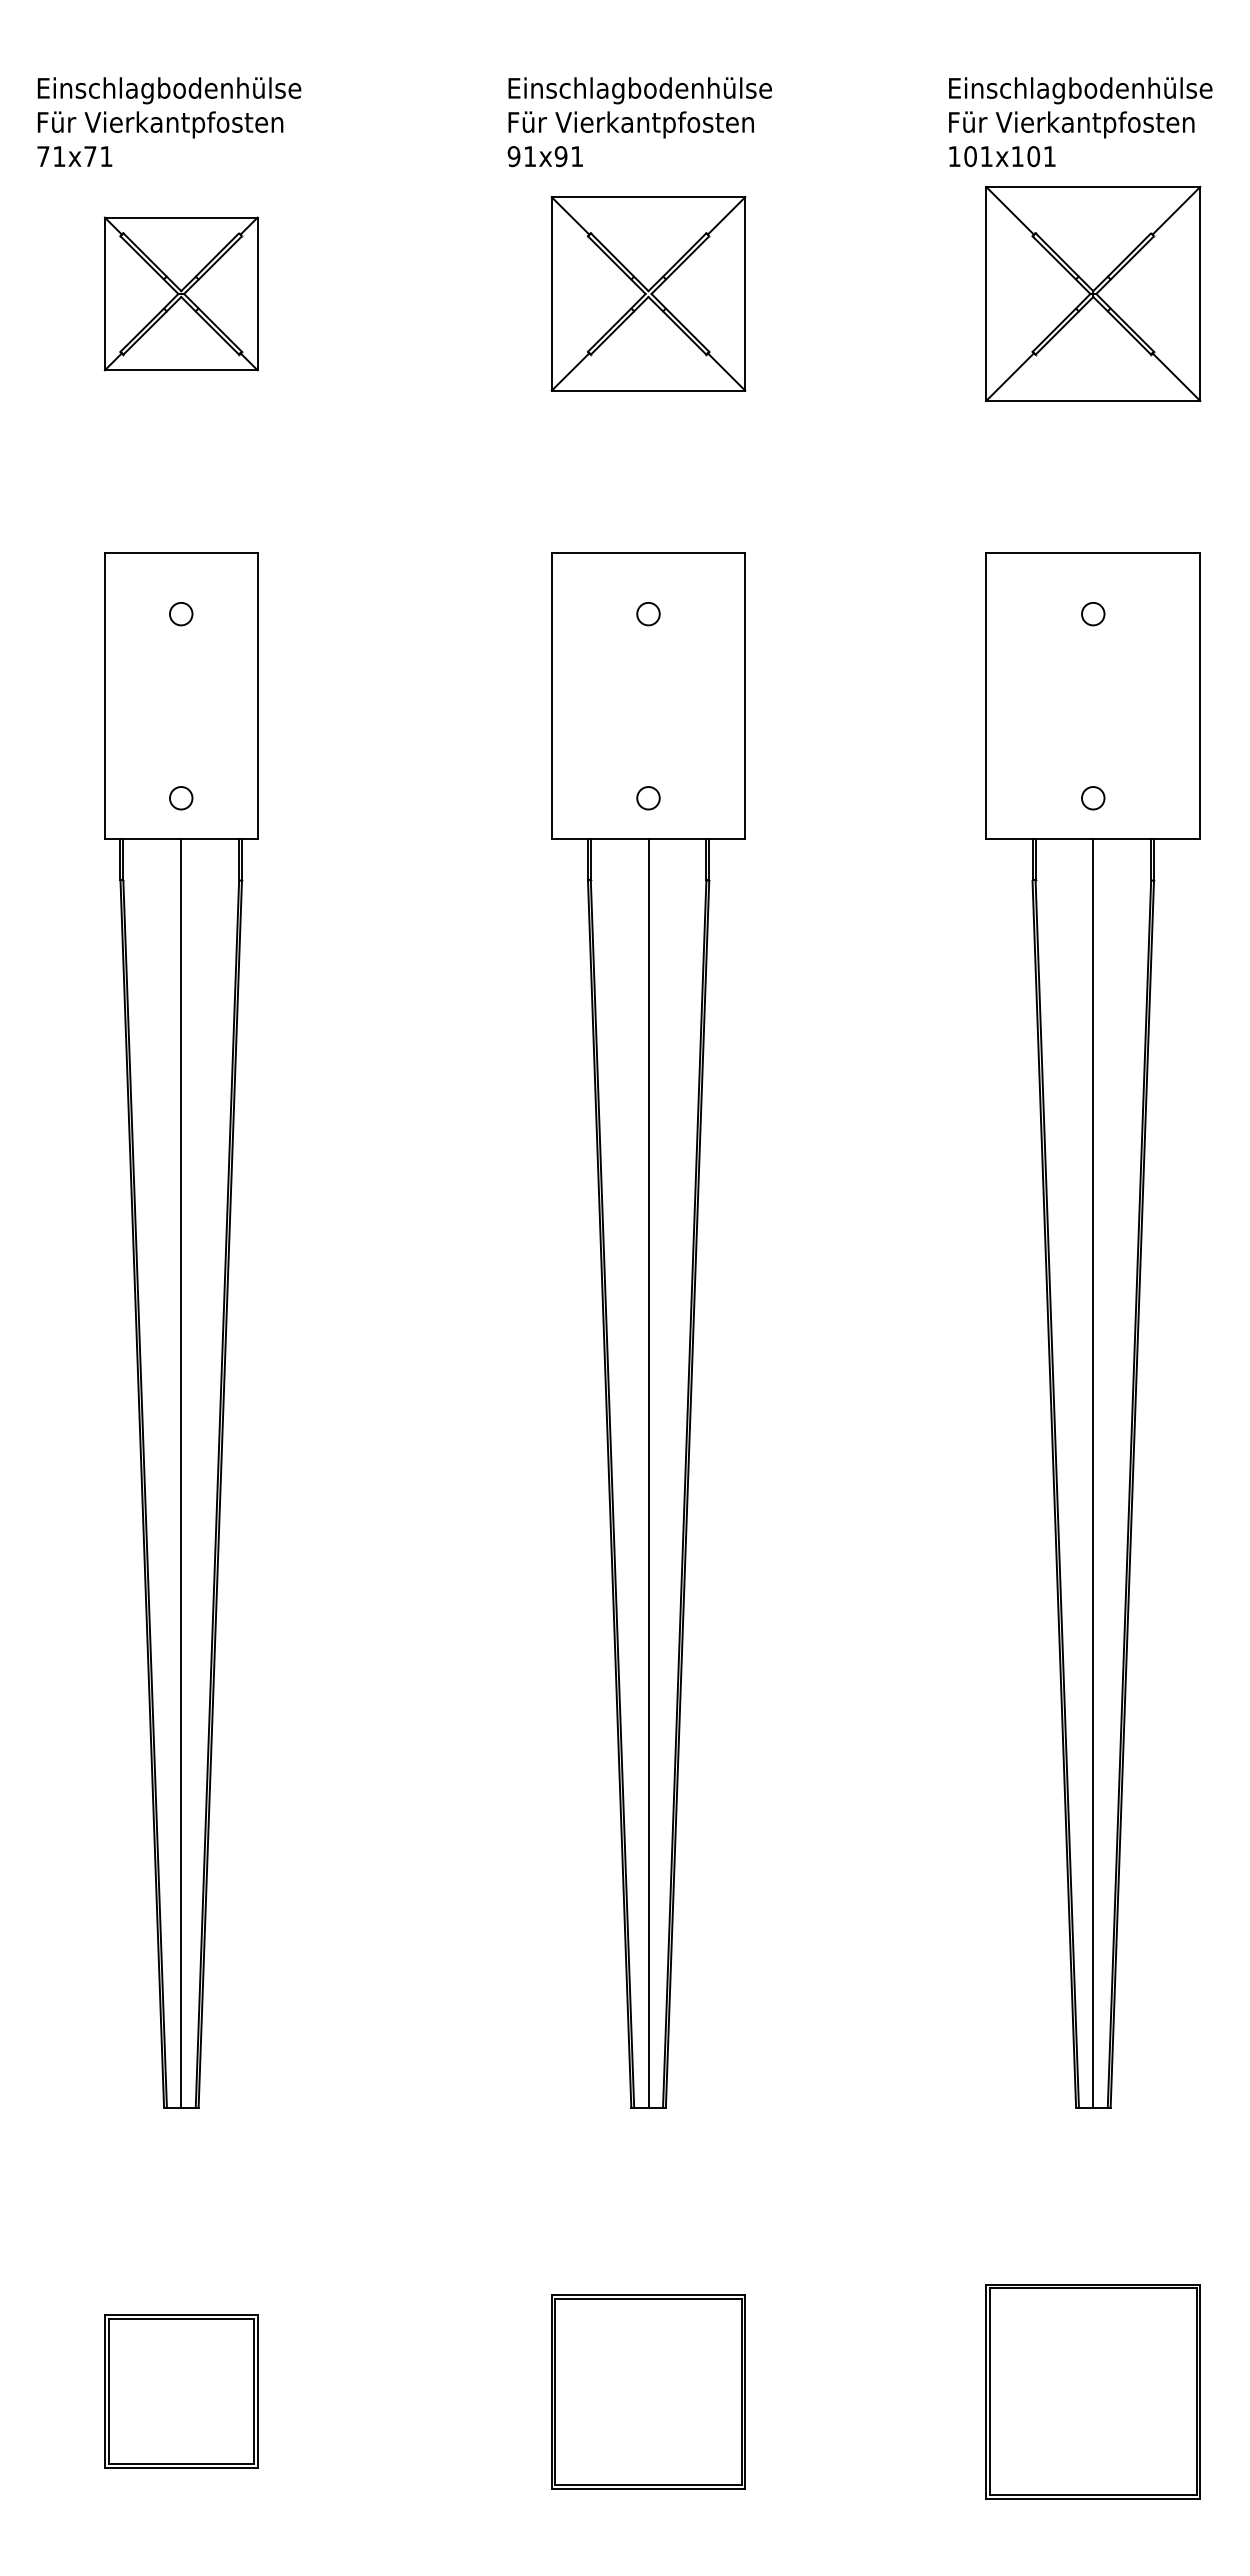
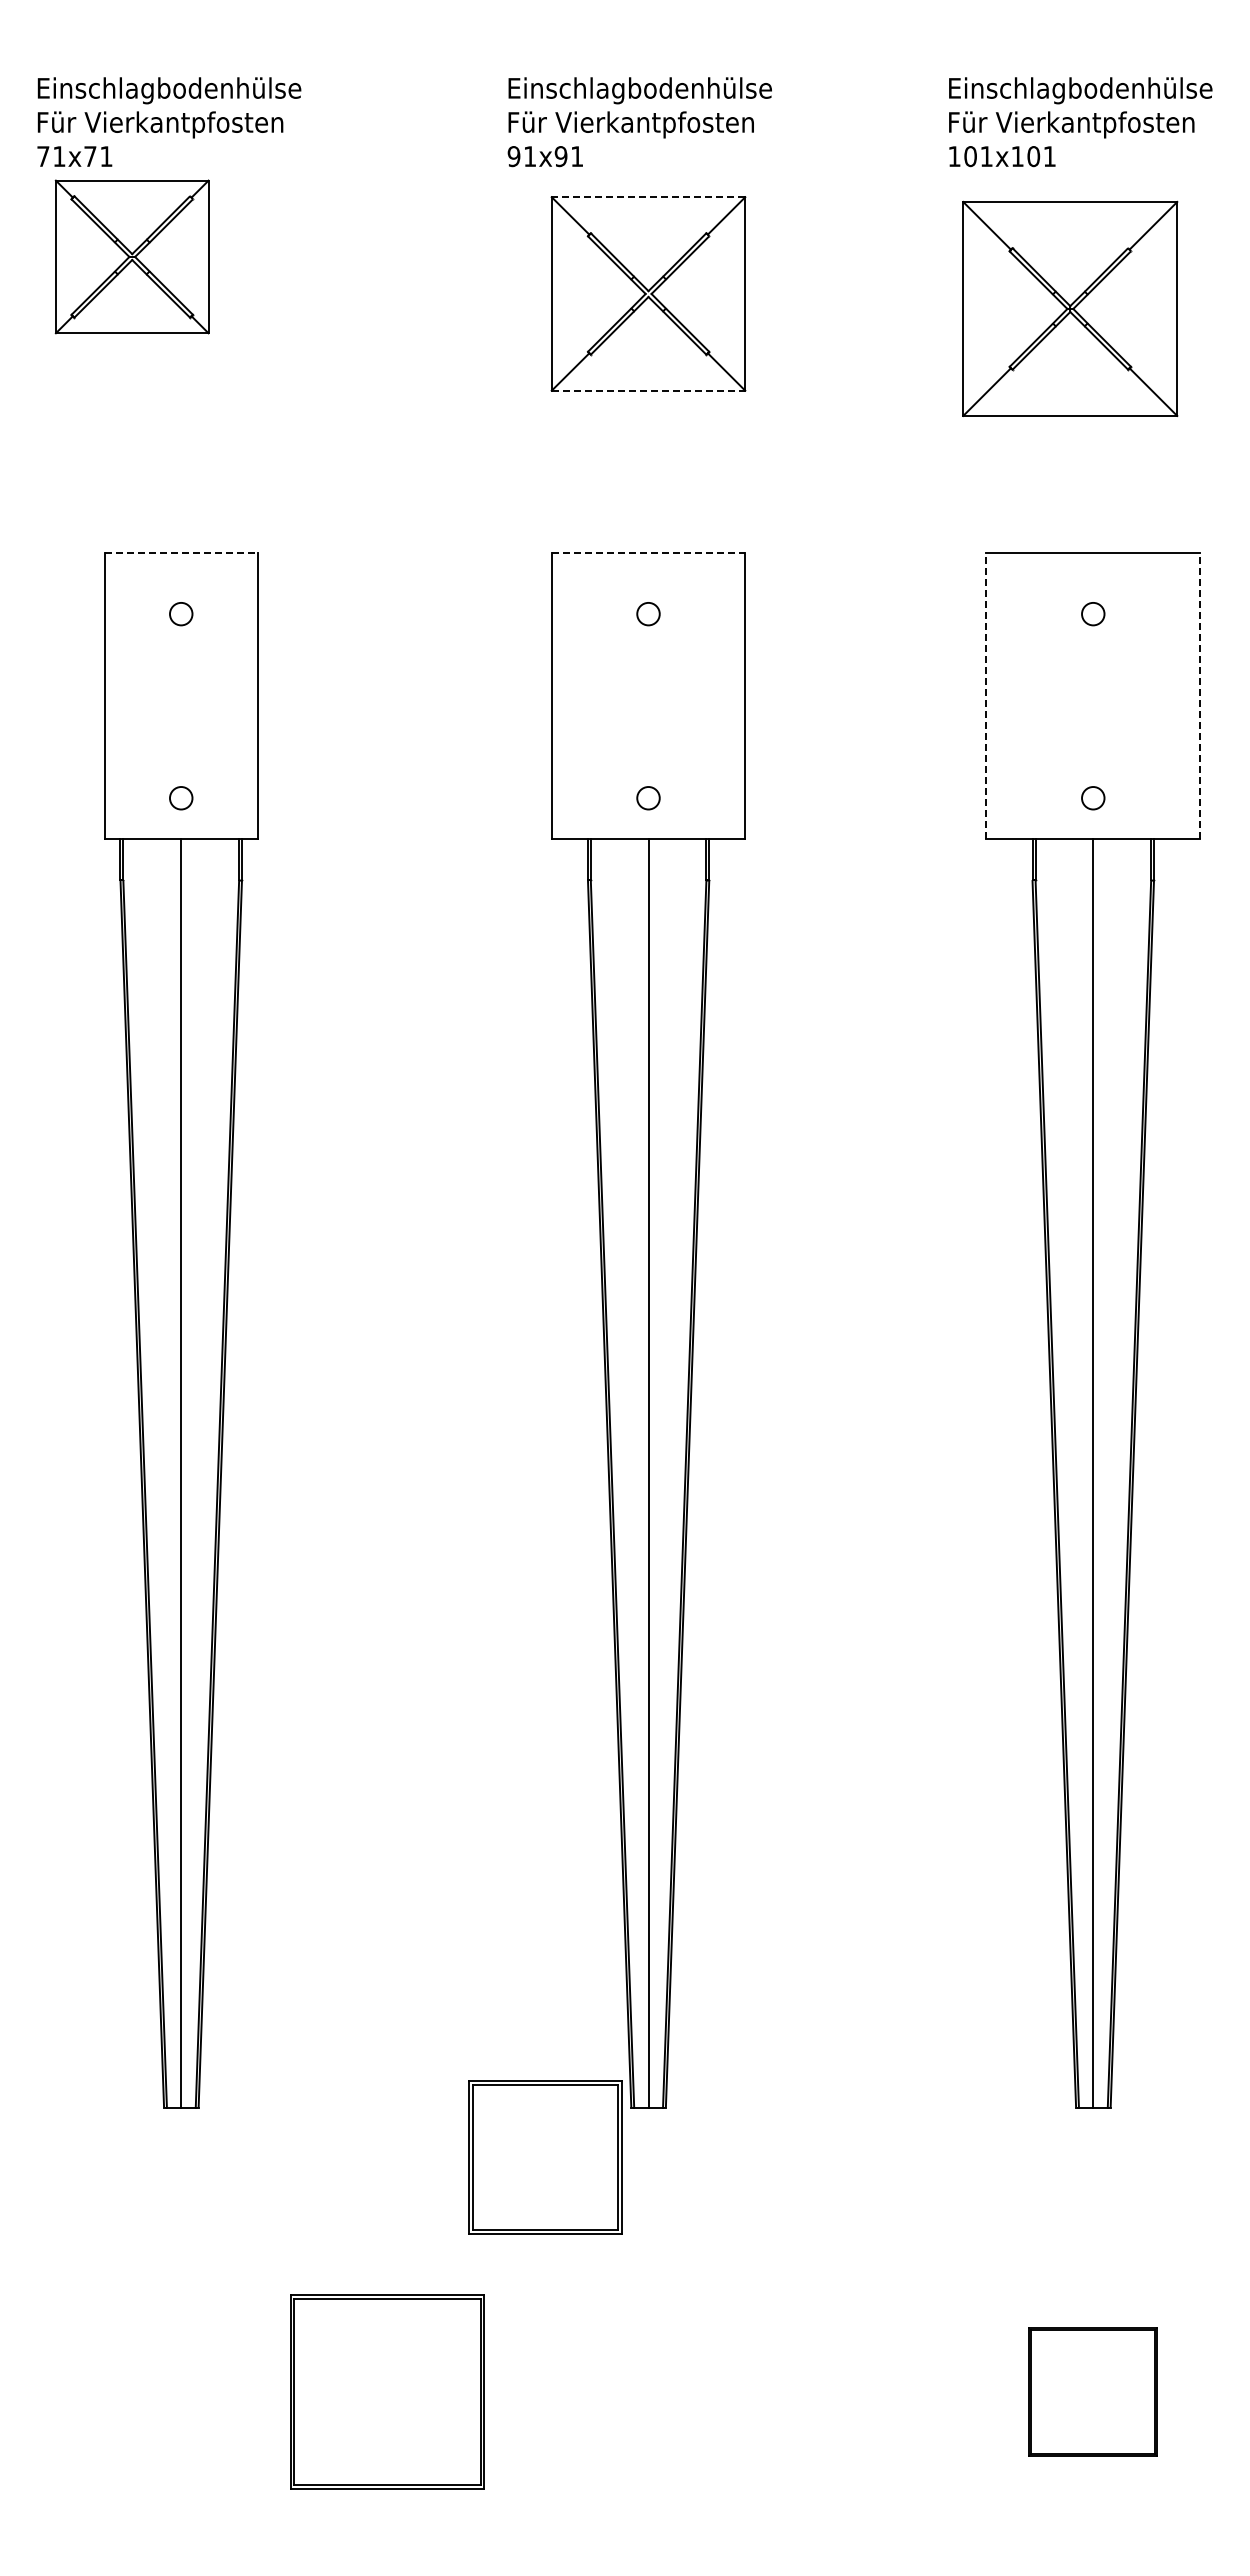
line: solid -> dashed (648, 197)
part position: (180, 293) -> (131, 256) (131, 256)
part position: (1093, 293) -> (1070, 308) (1070, 308)
line: solid -> dashed (648, 390)
line: solid -> dashed (181, 552)
line: solid -> dashed (648, 552)
line: solid -> dashed (986, 695)
line: solid -> dashed (1200, 695)
part position: (181, 2391) -> (545, 2157) (545, 2157)
part position: (648, 2391) -> (387, 2391) (387, 2391)
part size: 216x216 px -> 130x130 px (1092, 2391)
